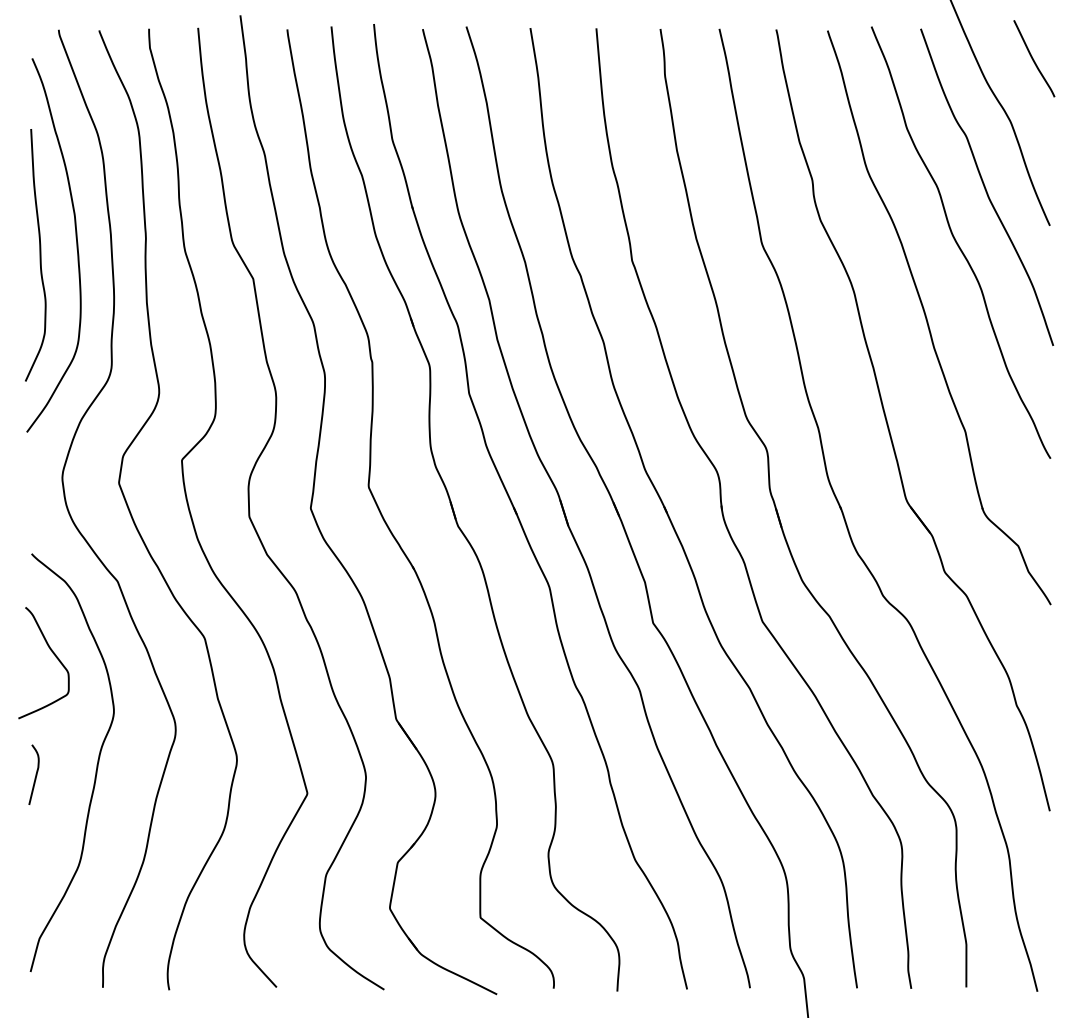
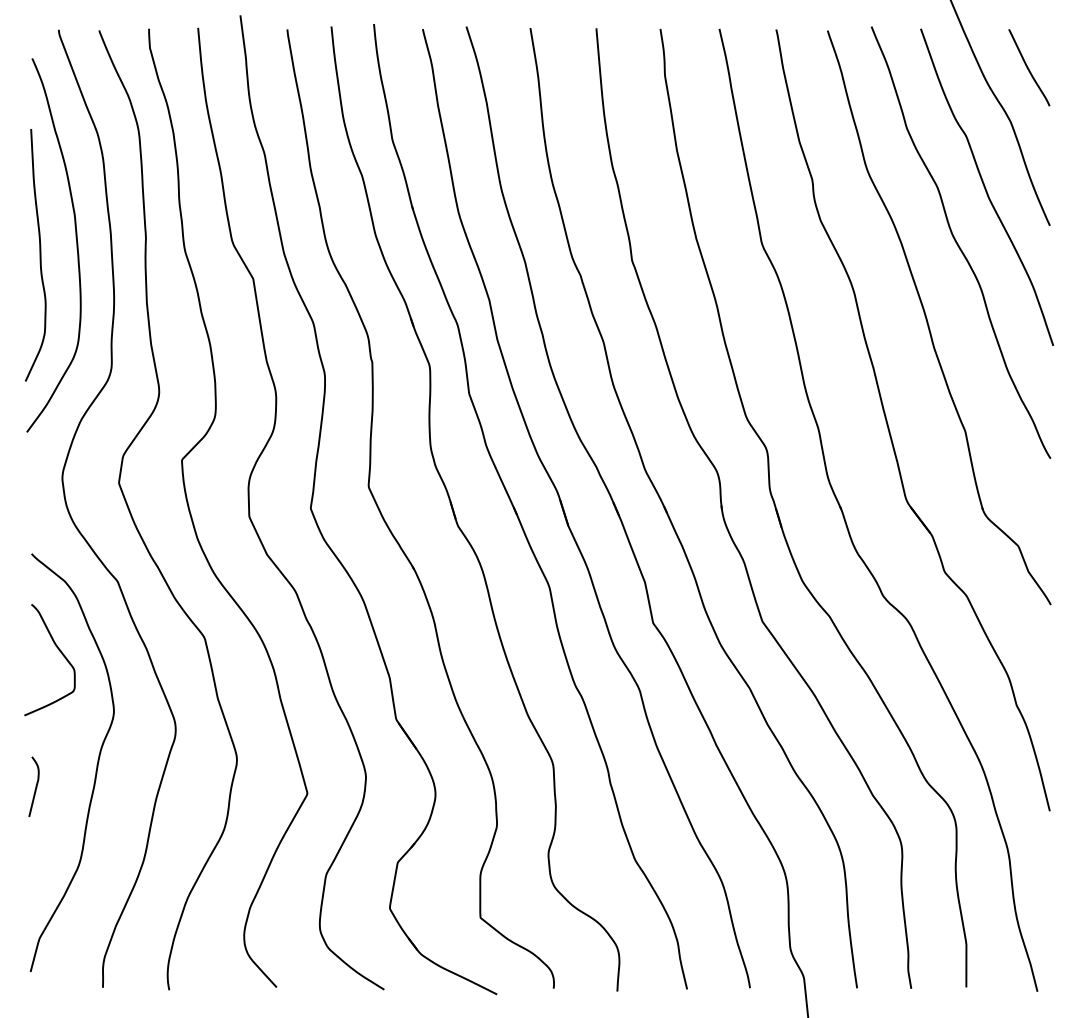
curve position: (1033, 58) -> (1028, 67) (1028, 67)
curve position: (55, 657) -> (61, 654) (61, 654)
curve position: (35, 774) -> (35, 786) (35, 786)
